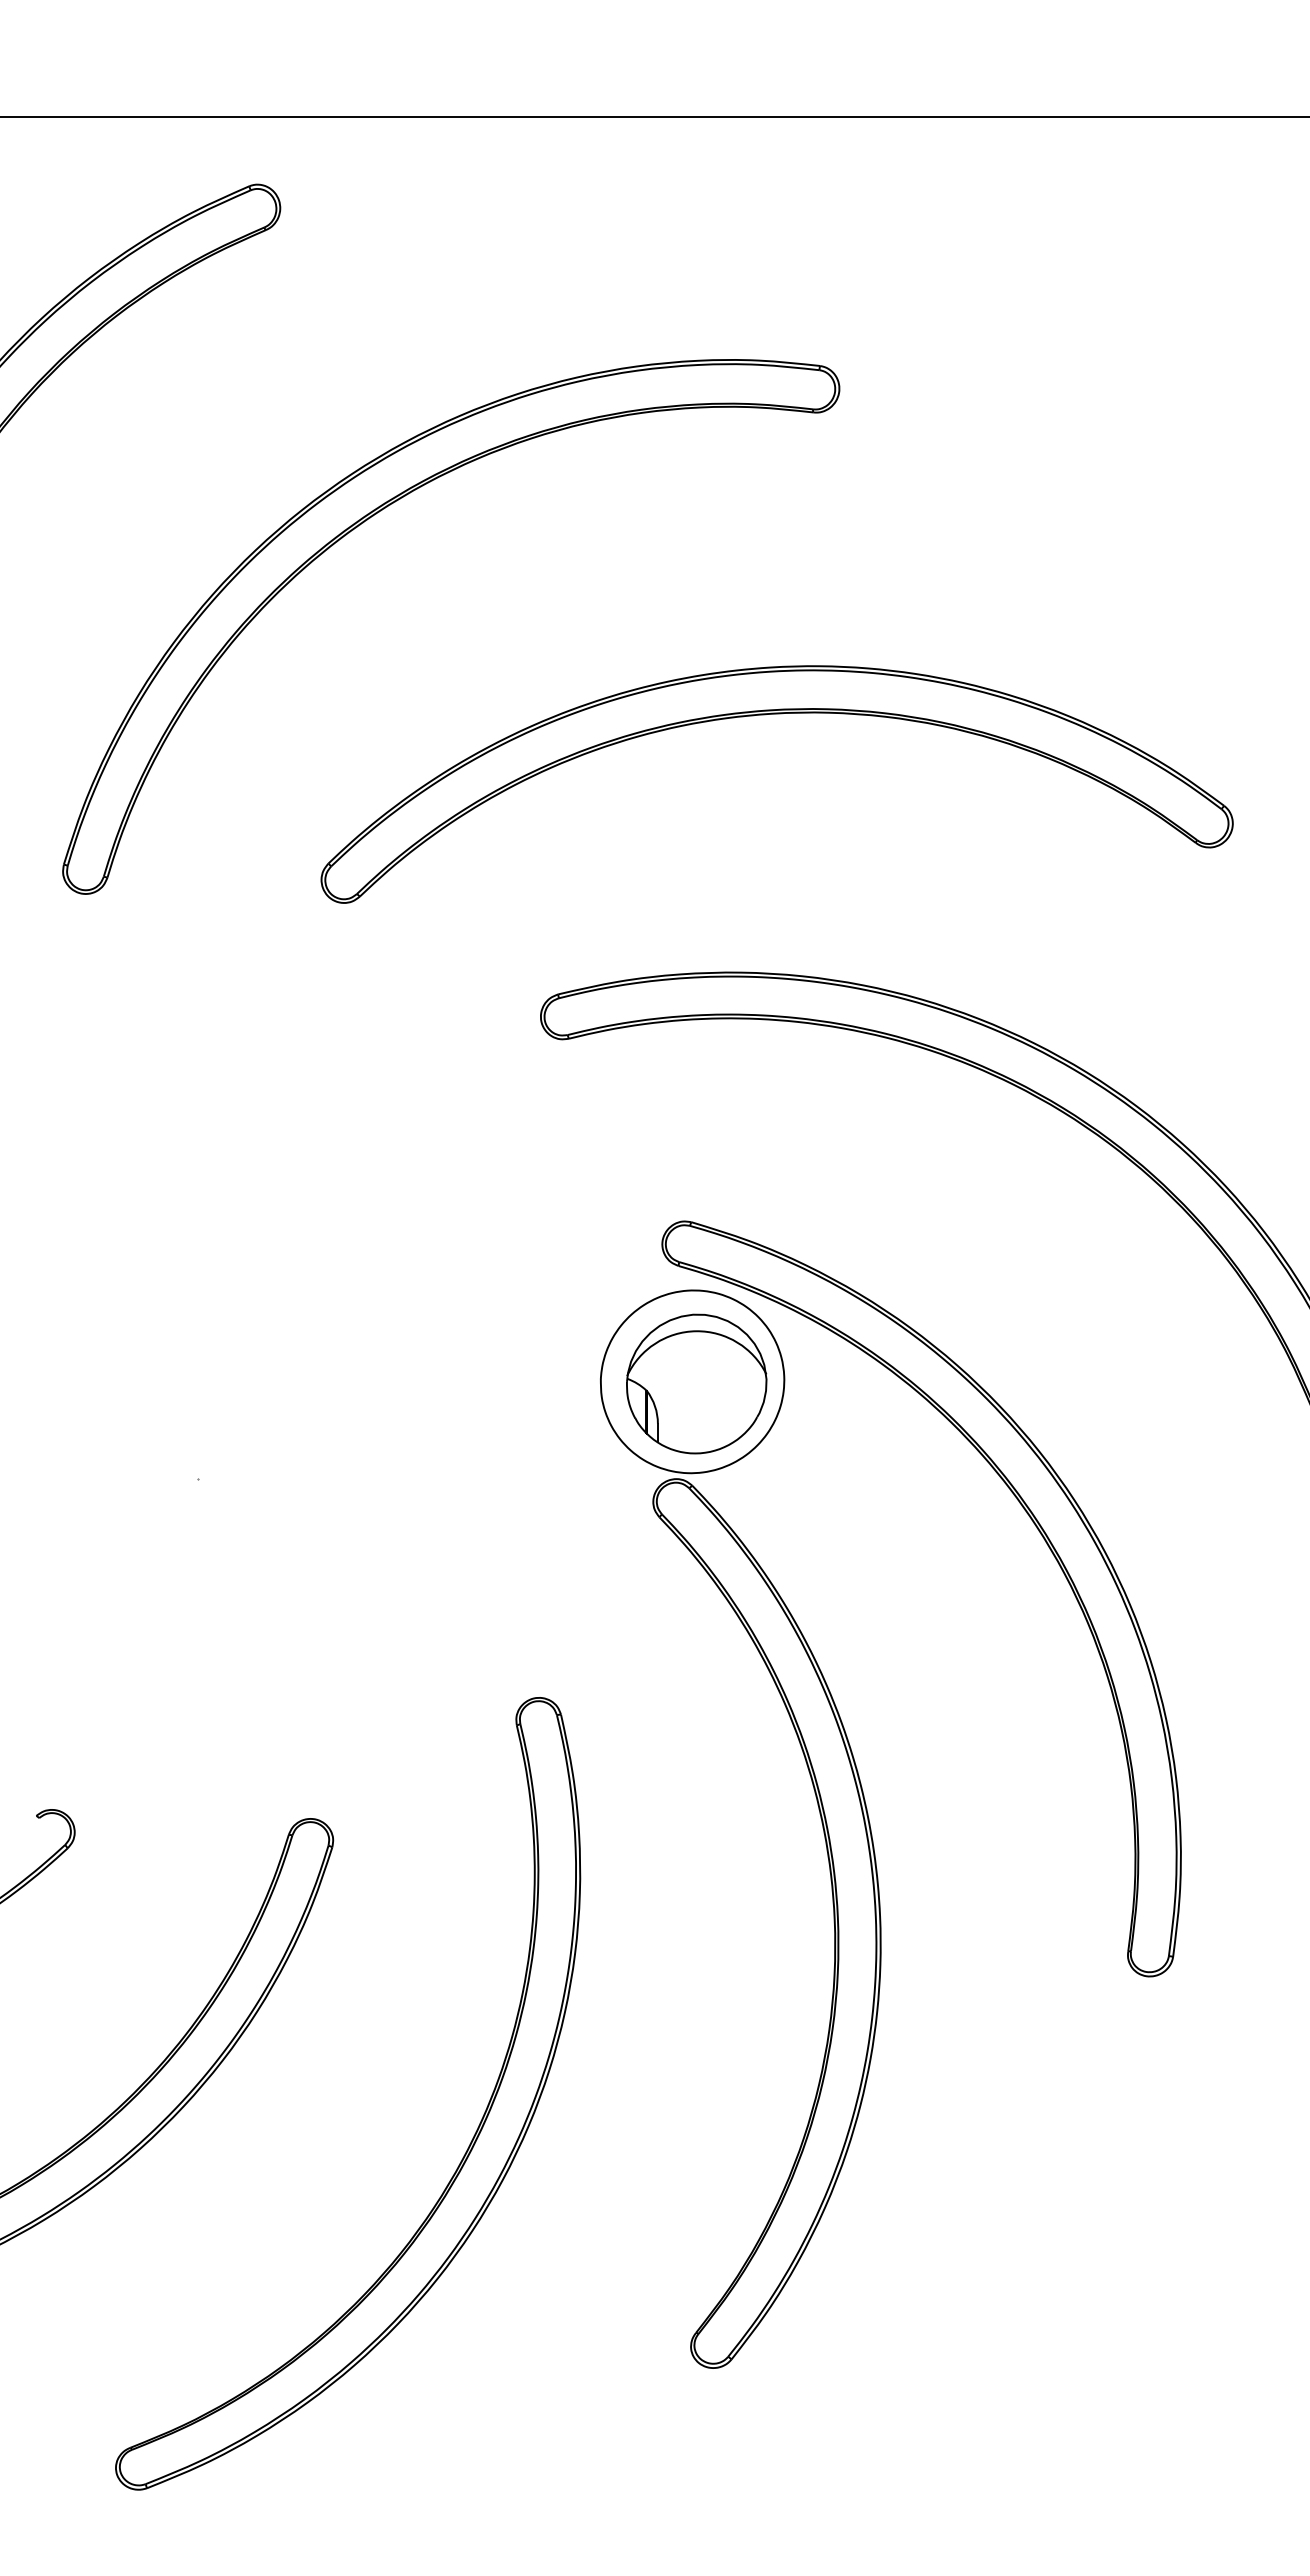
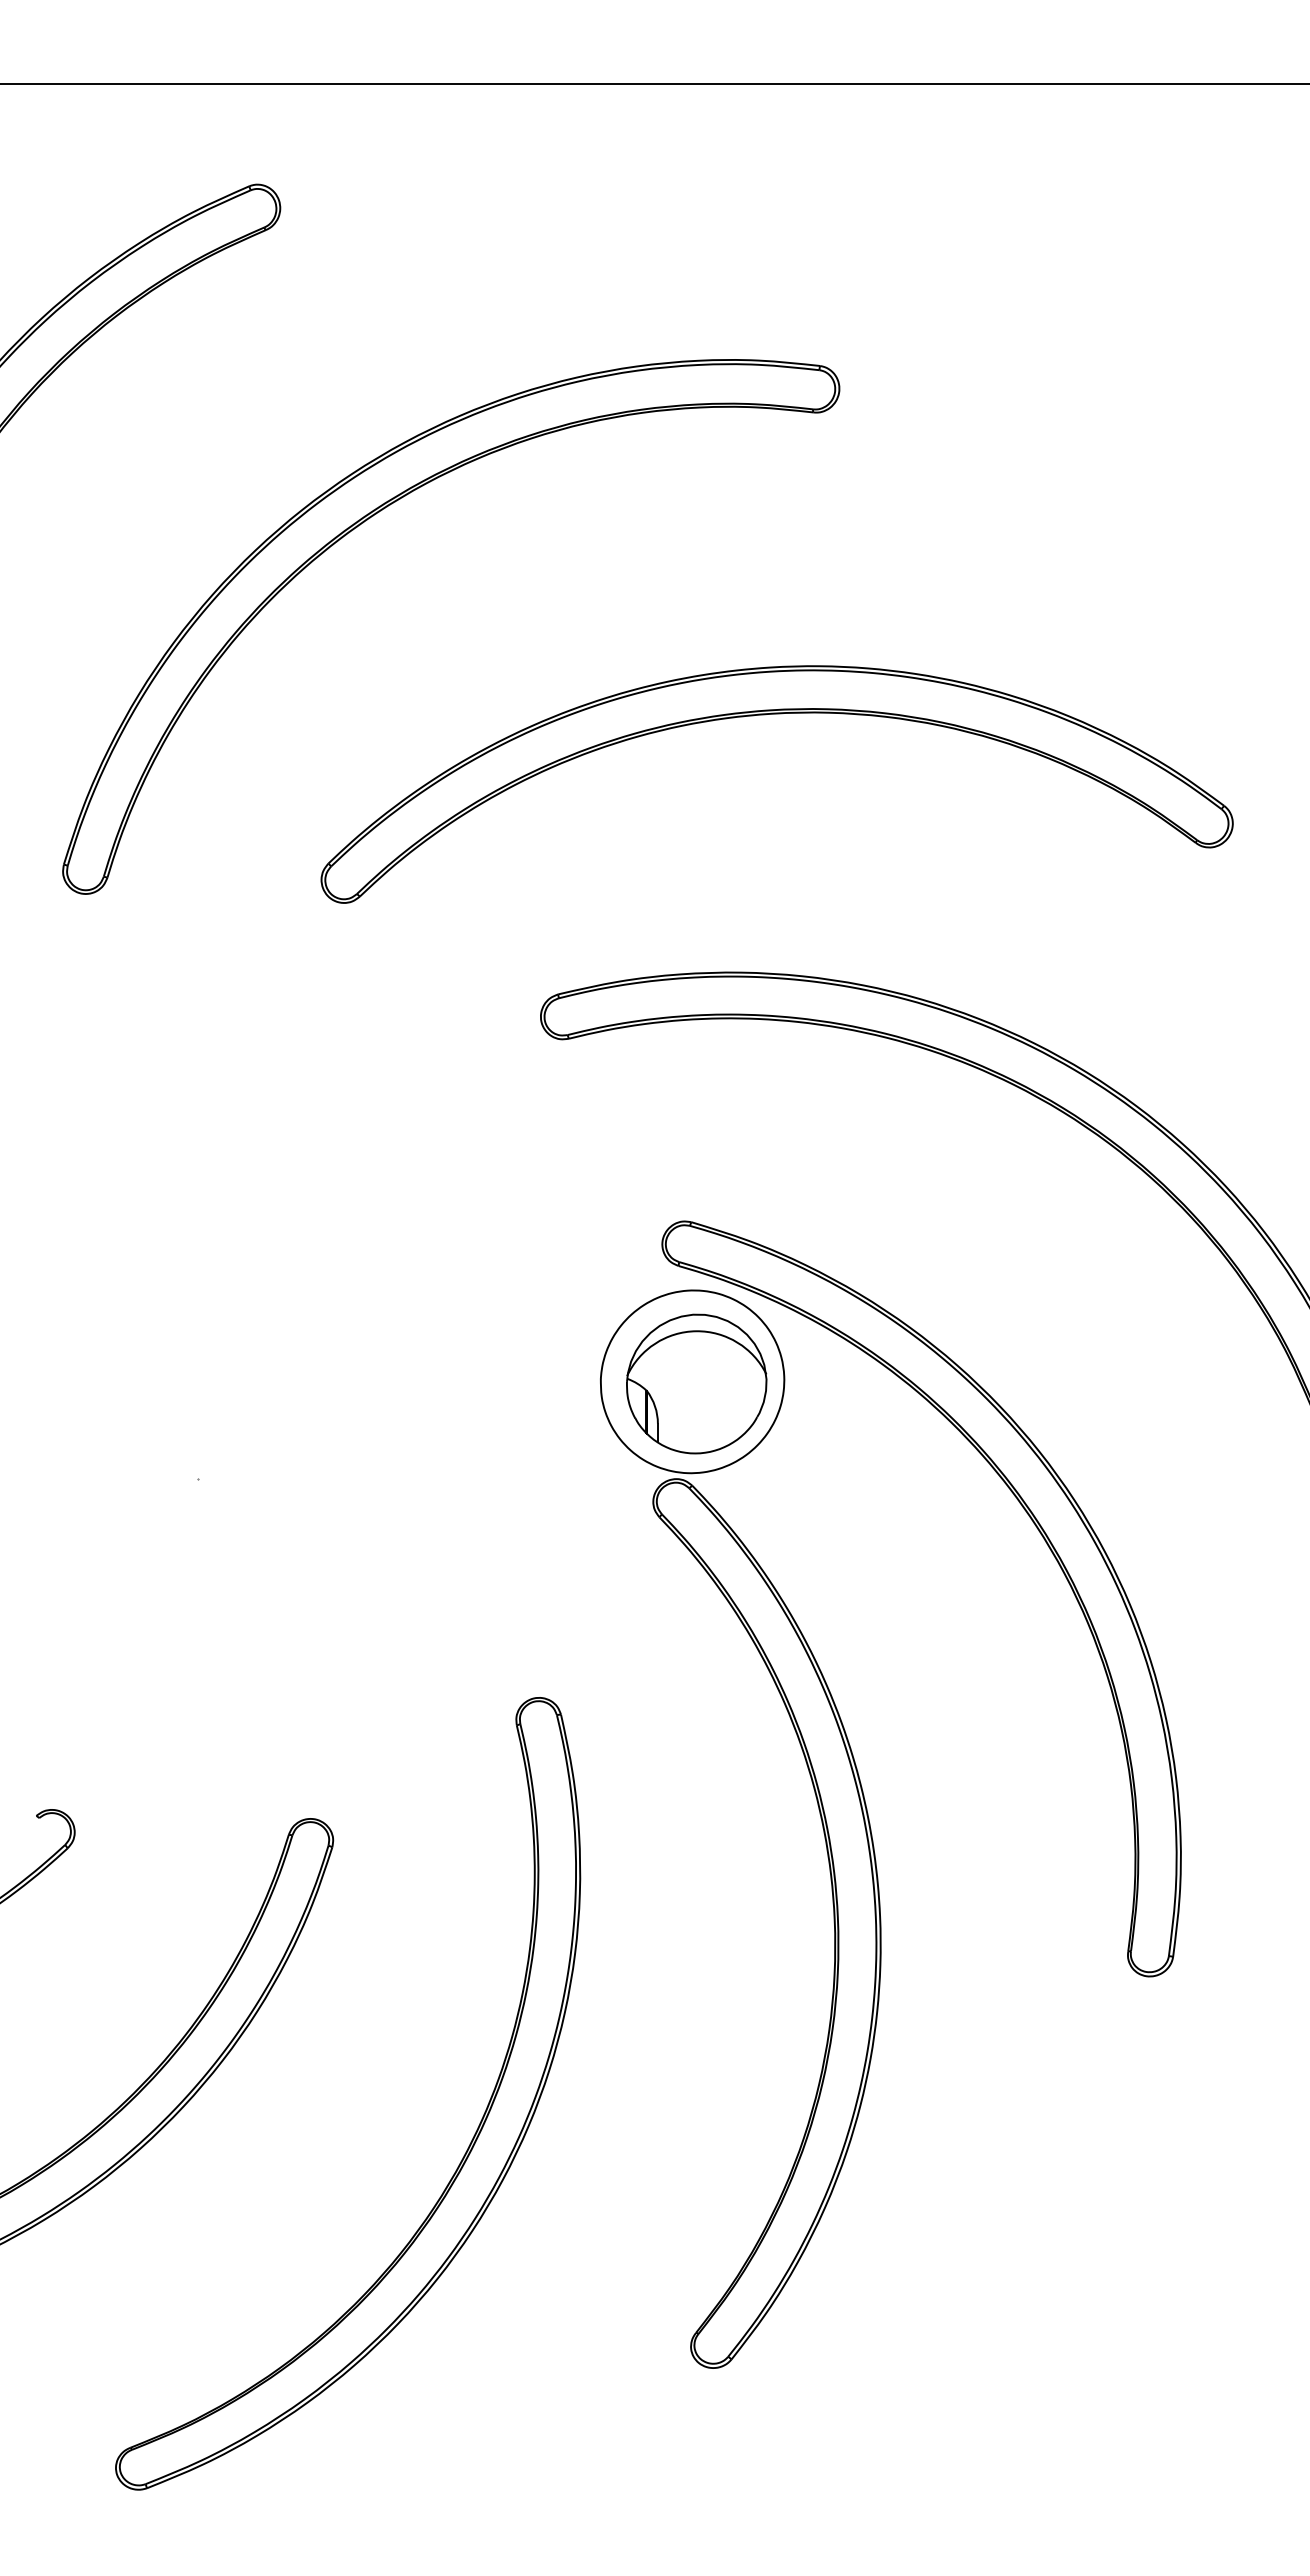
line position: (654, 116) -> (654, 83) (654, 83)
